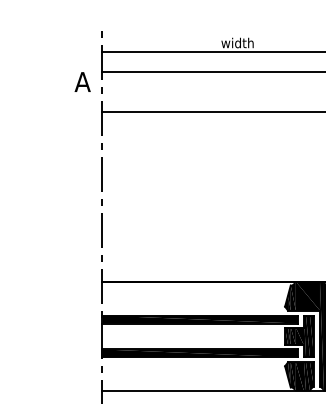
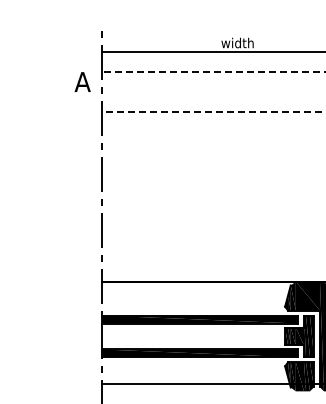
line: solid -> dashed (214, 72)
line: solid -> dashed (214, 112)
line position: (212, 391) -> (212, 384) (212, 384)
